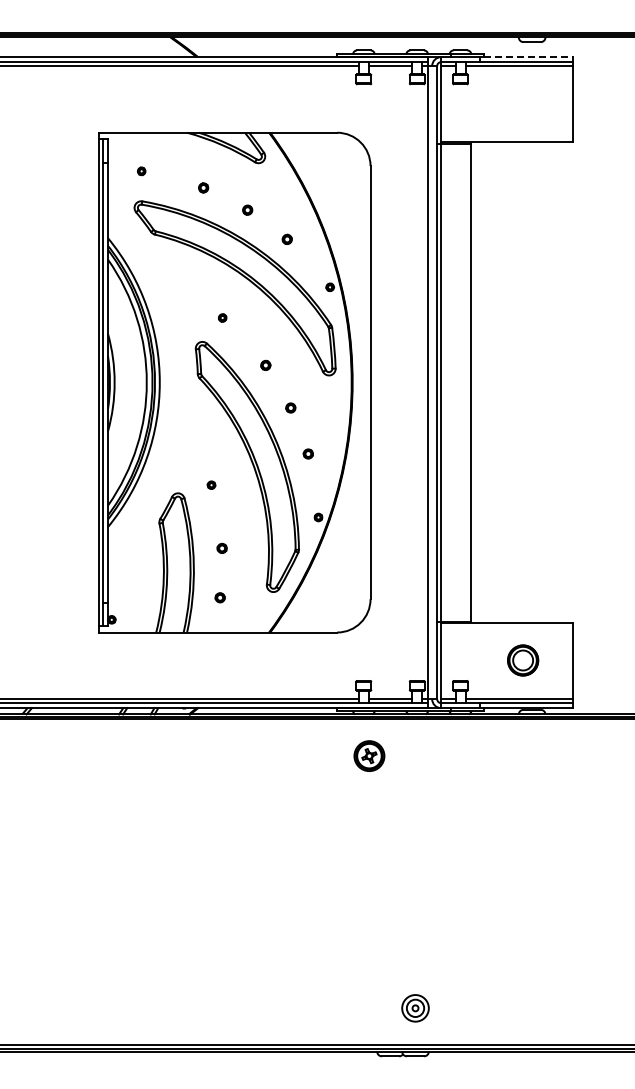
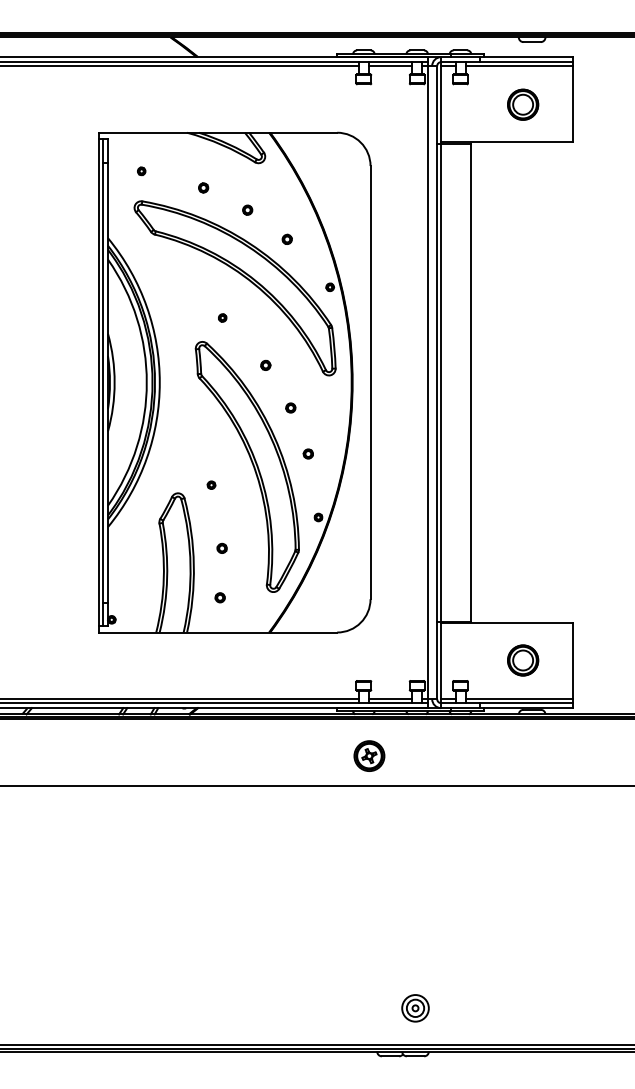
line: dashed -> solid (528, 57)
part: none -> present (523, 104)
line: none -> present (316, 785)
